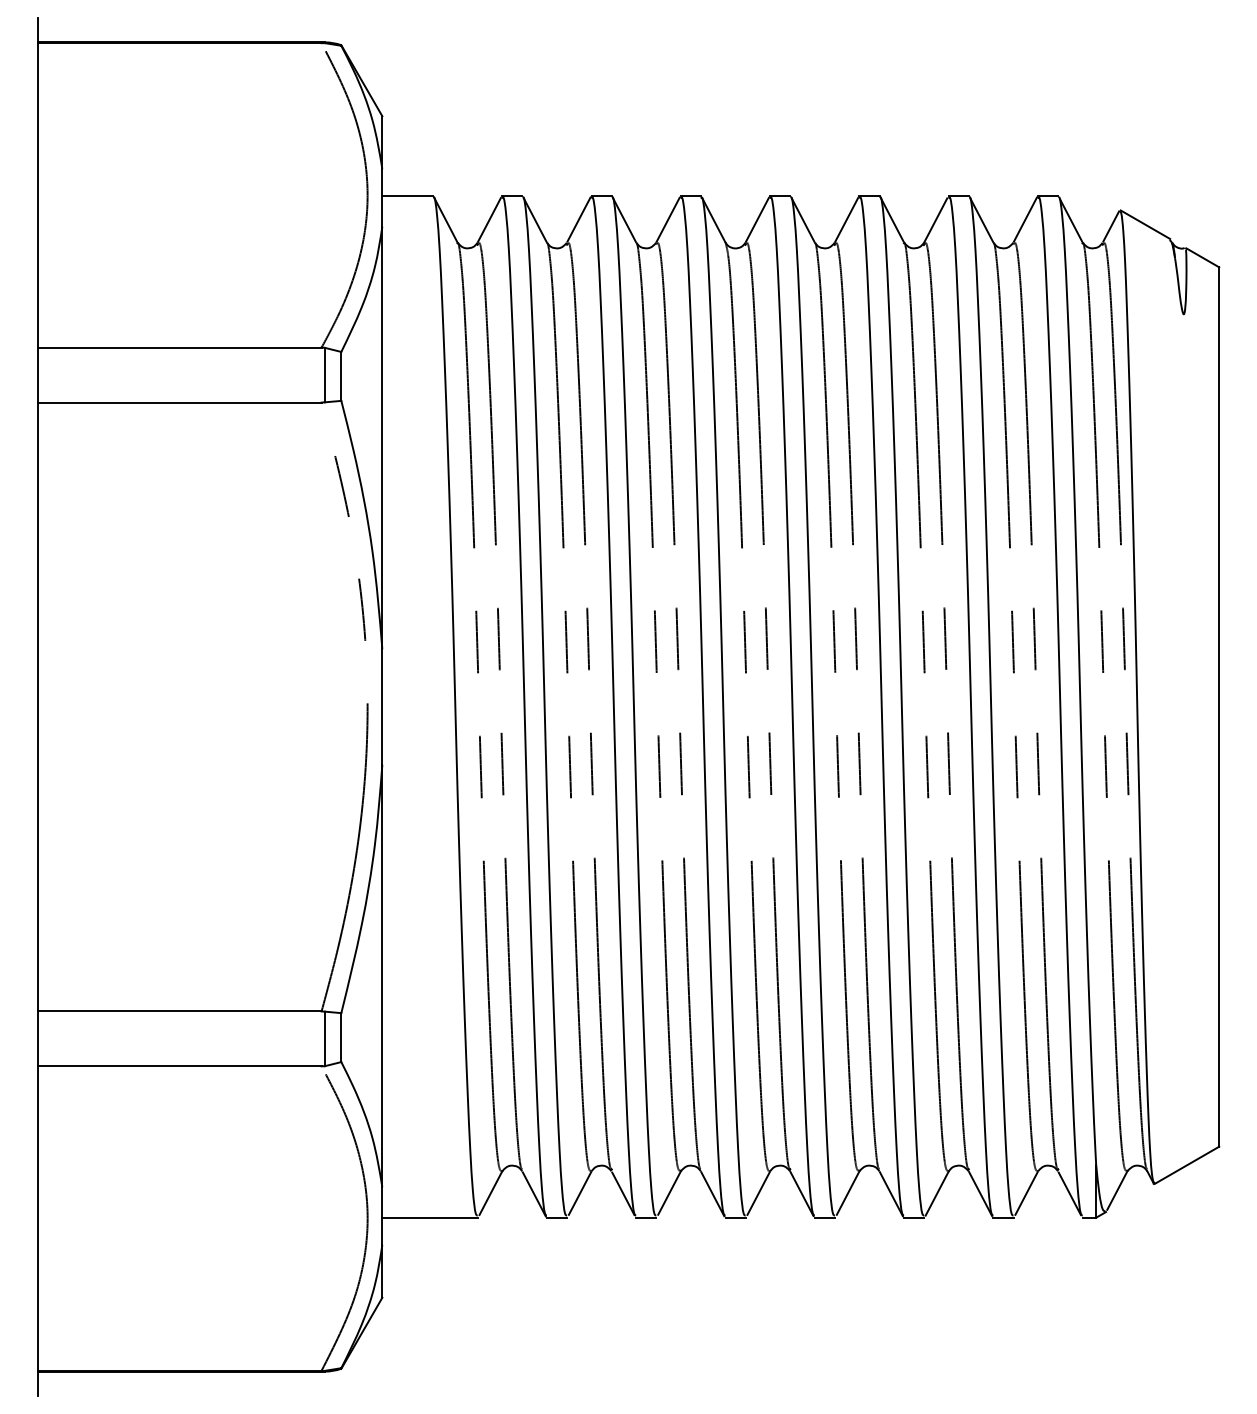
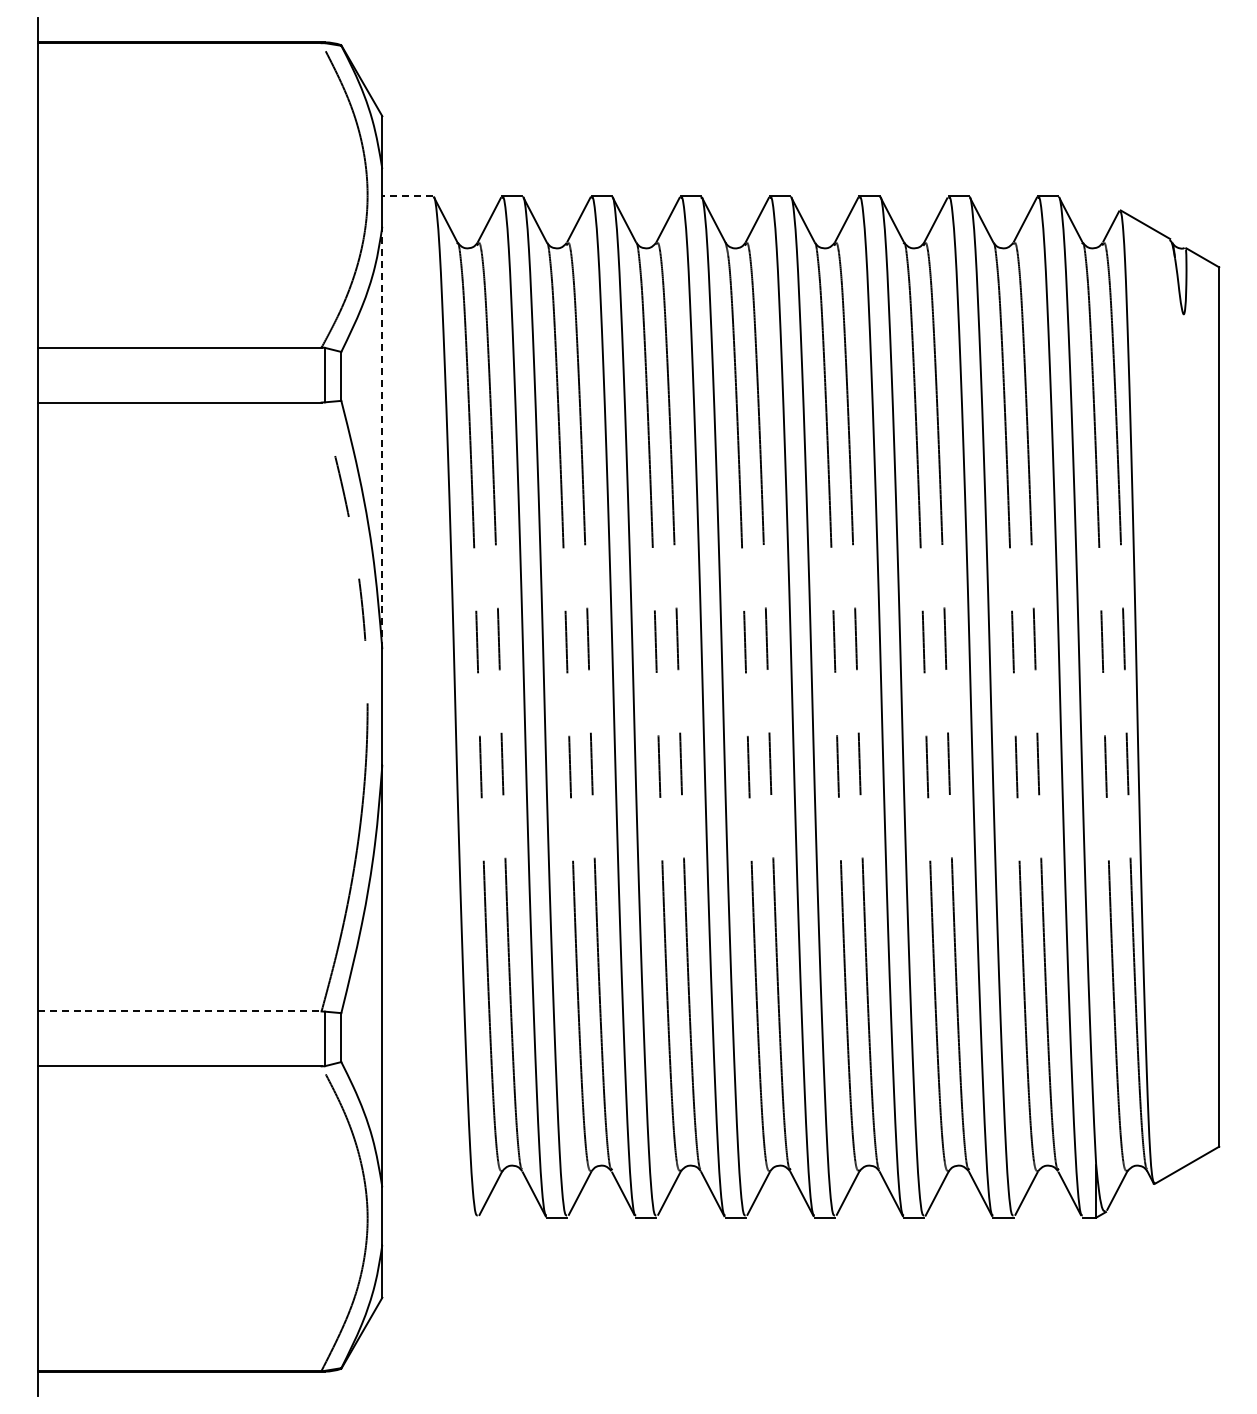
line: solid -> dashed (407, 196)
line: solid -> dashed (382, 437)
line: solid -> dashed (179, 1011)
line: present -> none (429, 1217)
